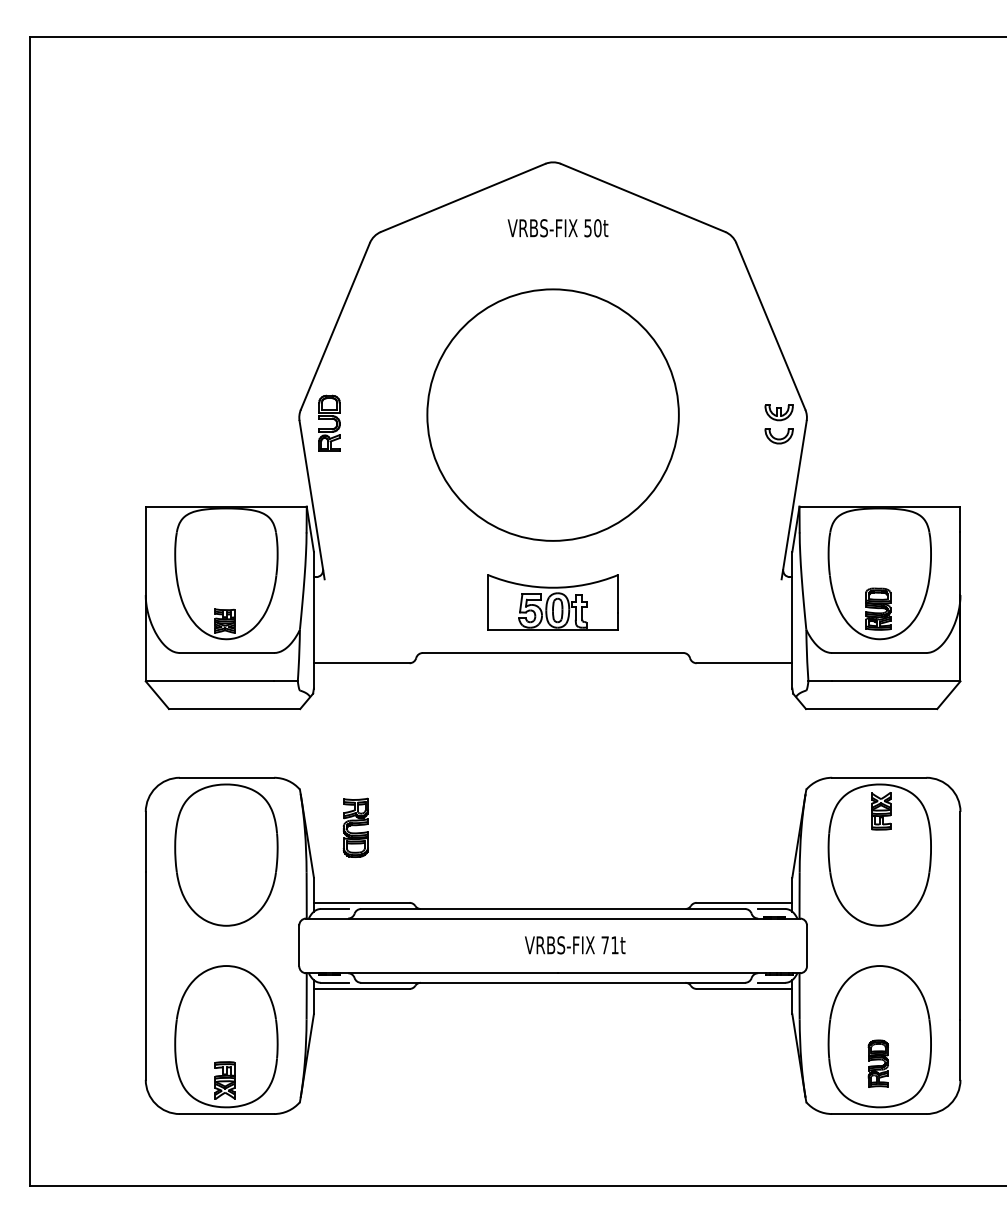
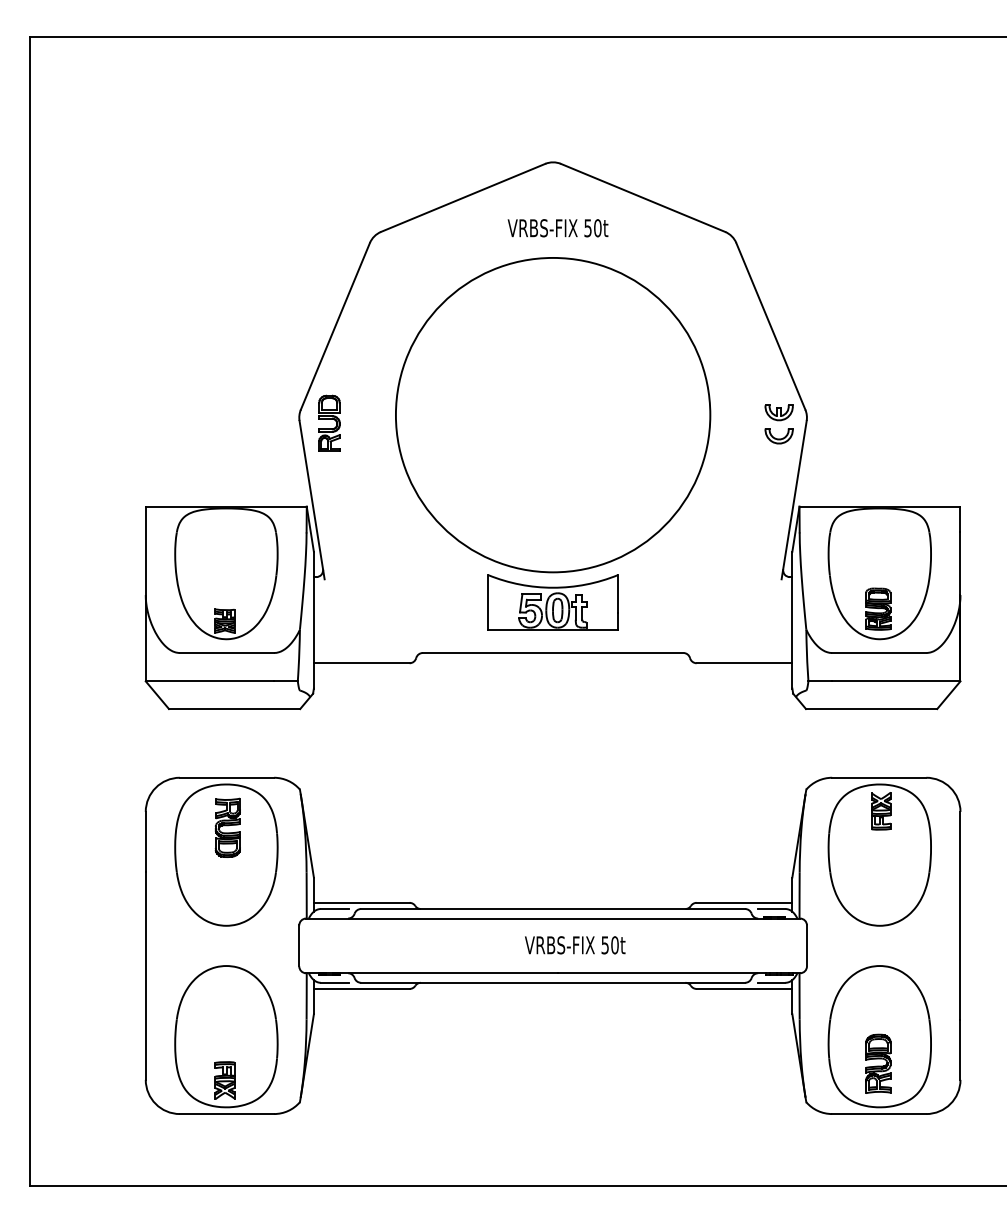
circle diameter: 252 px -> 314 px (552, 414)
part position: (355, 827) -> (227, 827) (227, 827)
text: 71t -> 50t (609, 945)
part size: 22x49 px -> 27x61 px (878, 1063)
